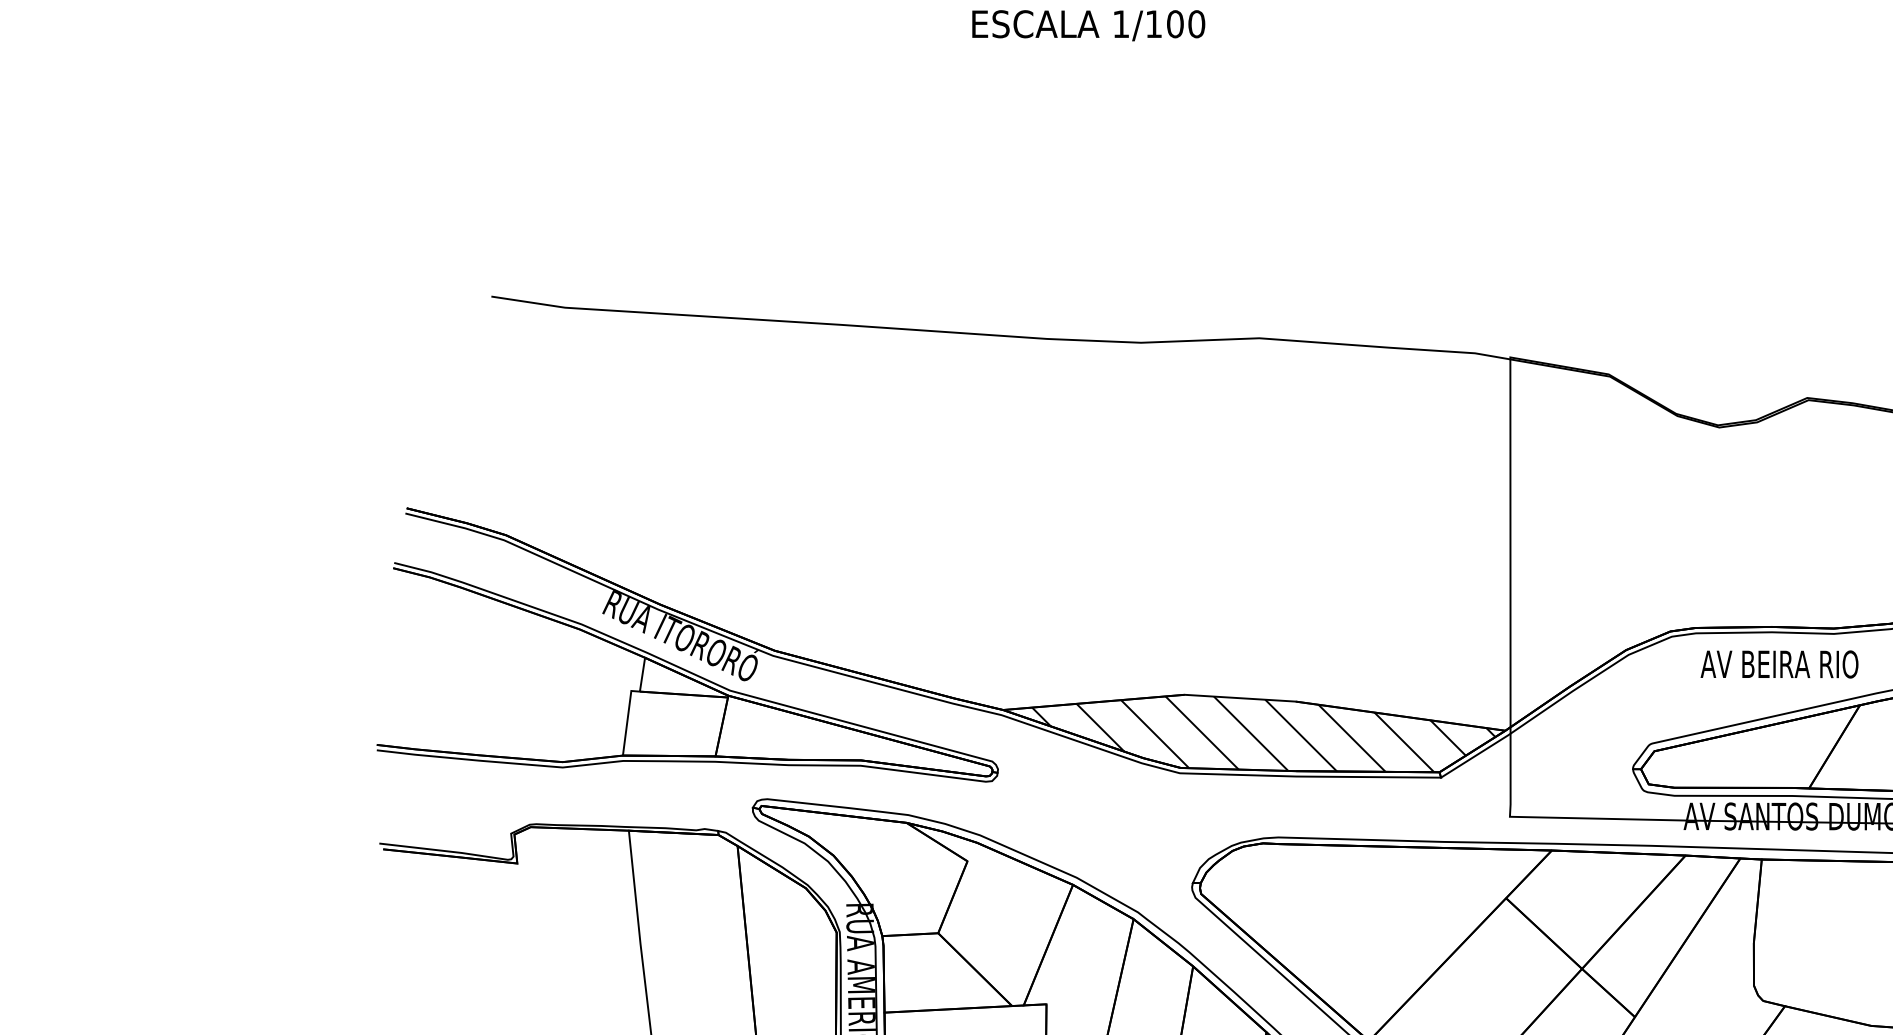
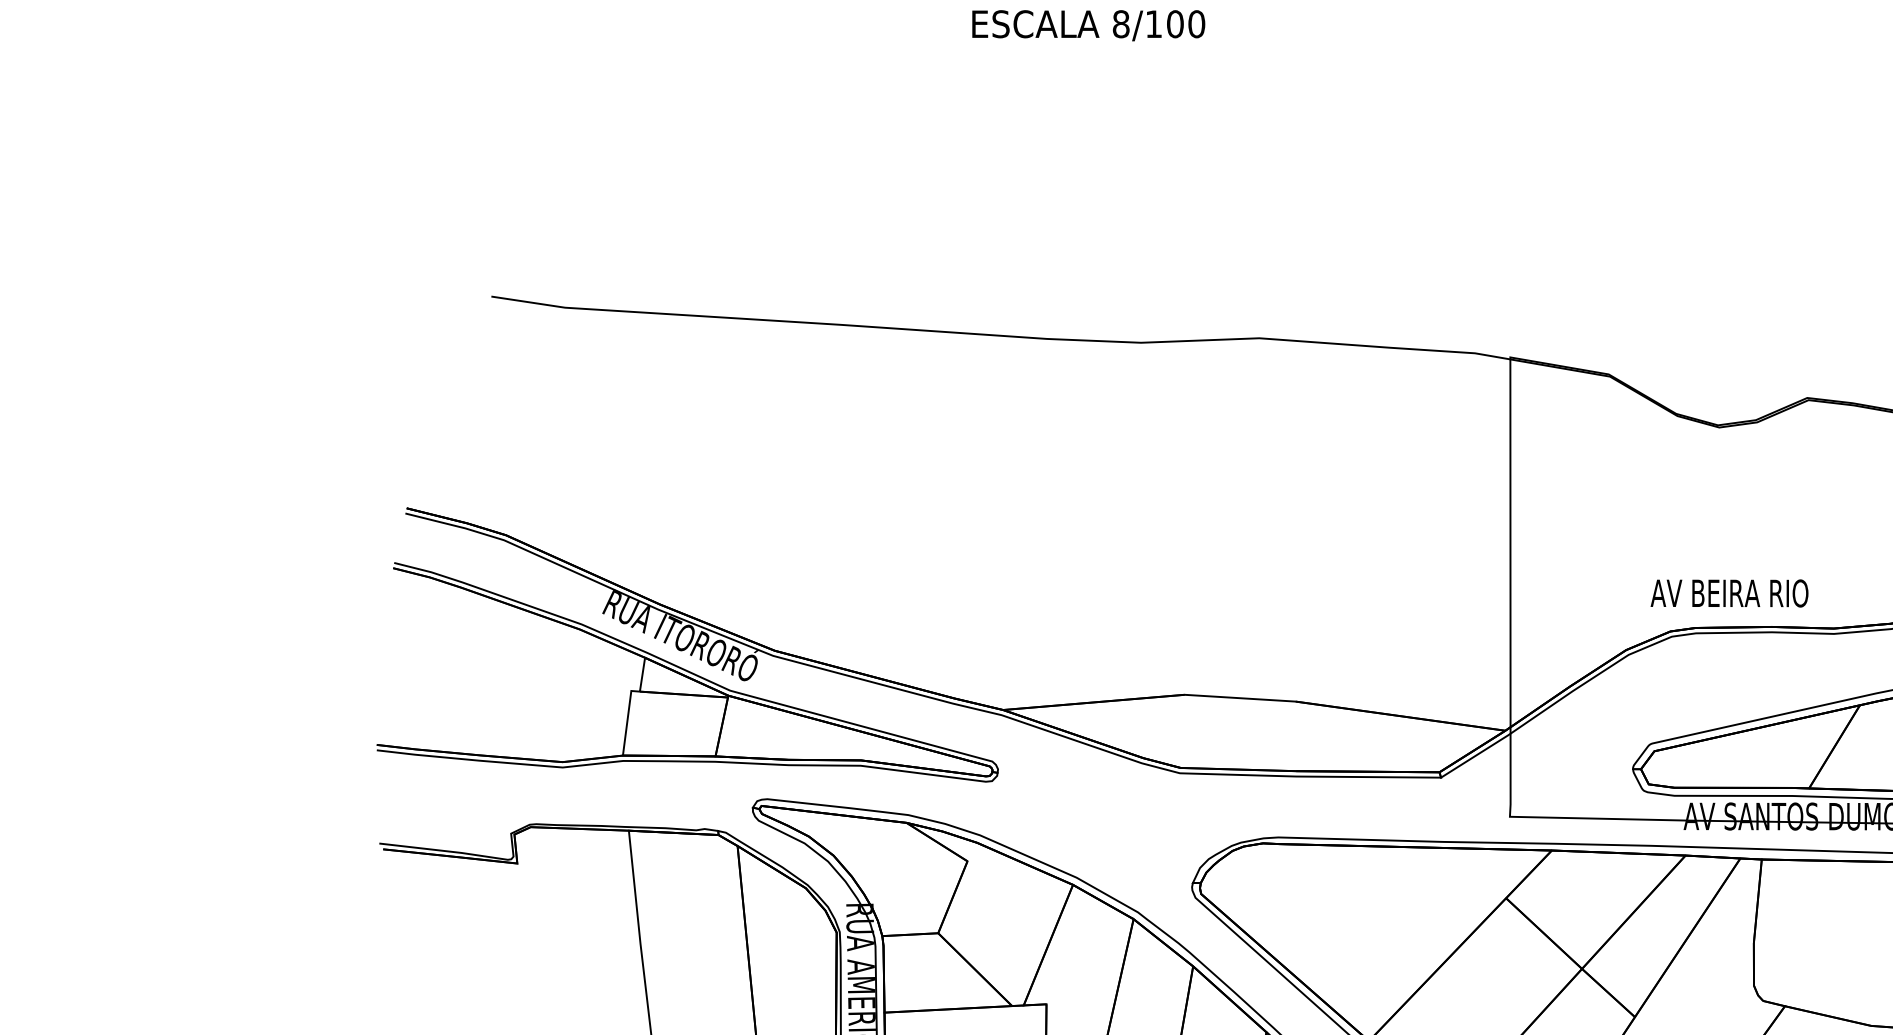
text: 1/100 -> 8/100 (1120, 24)
text position: (1779, 664) -> (1729, 593) (1729, 593)
hatch: present -> none (1263, 734)
